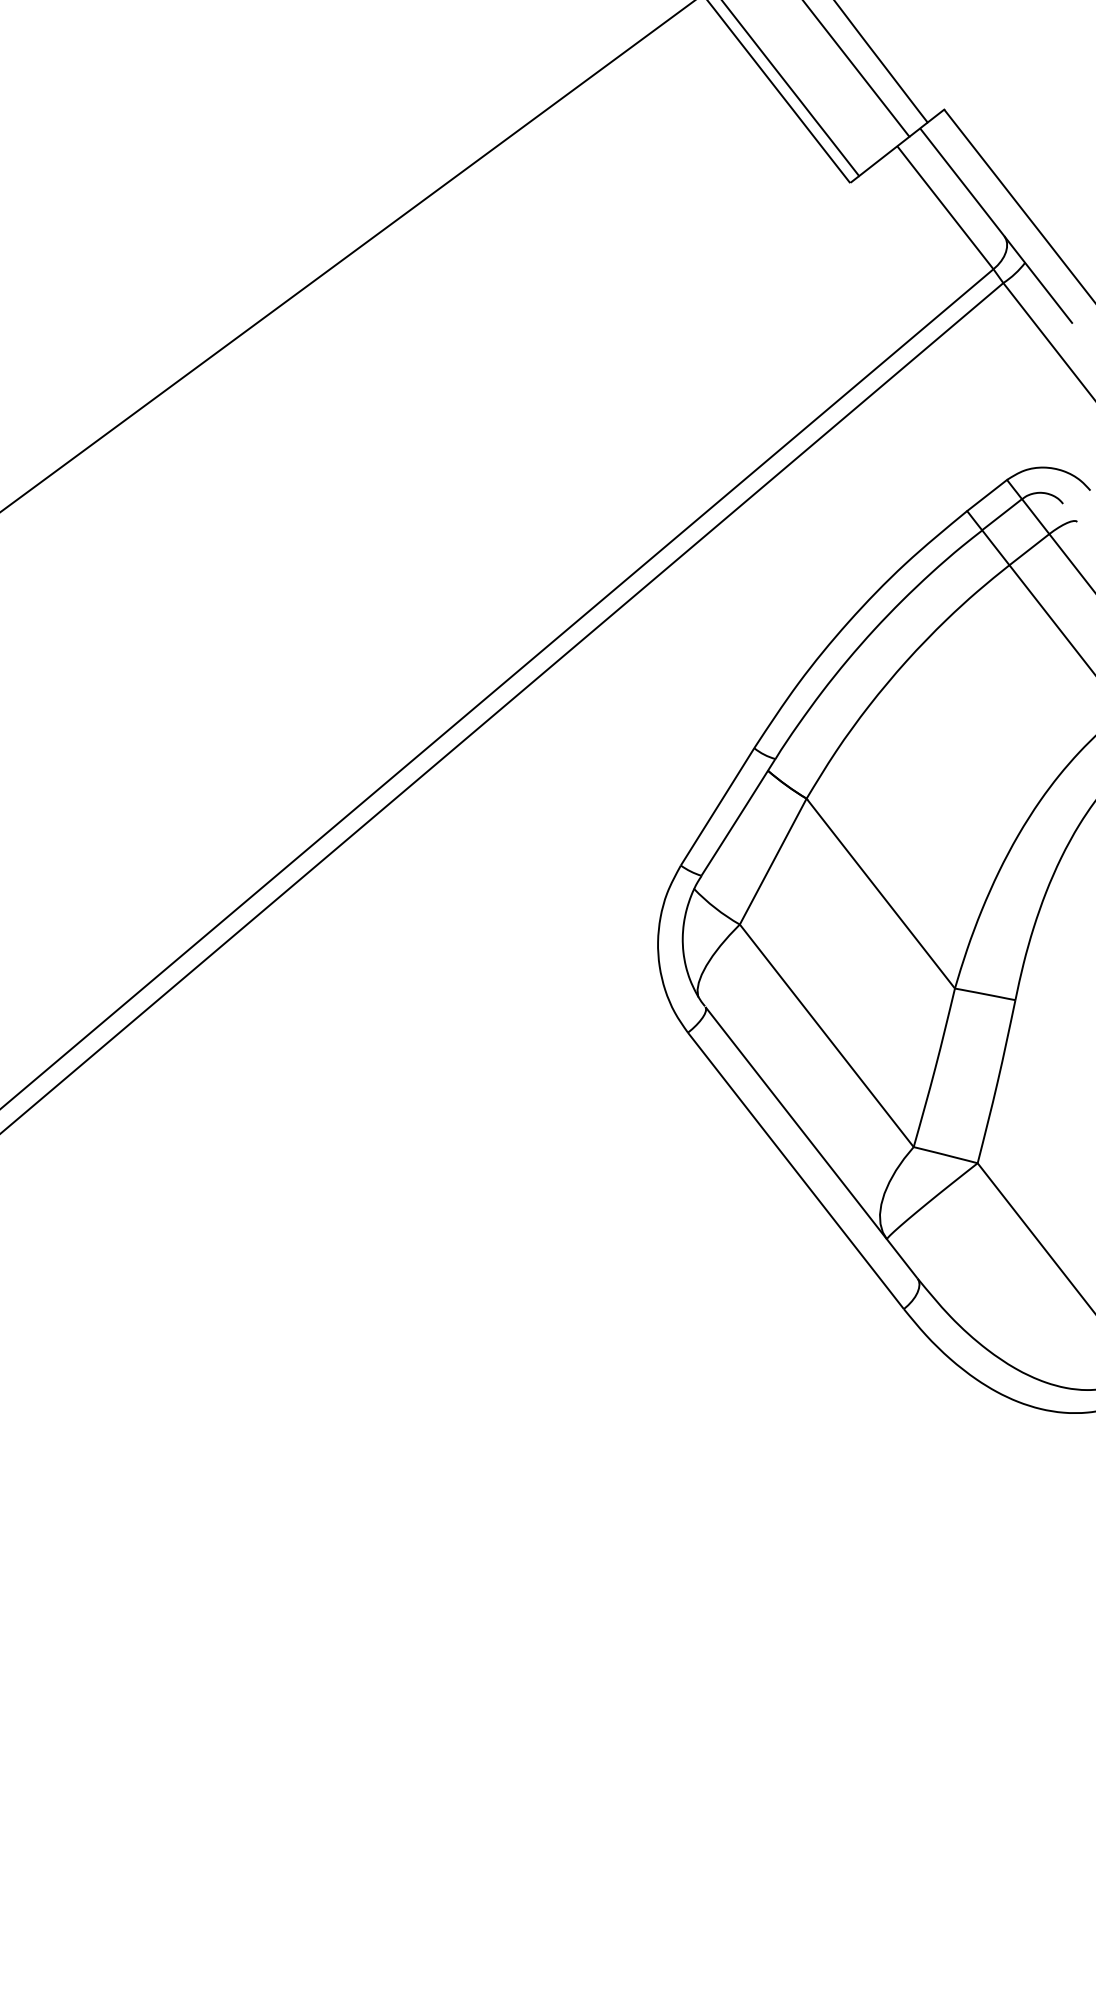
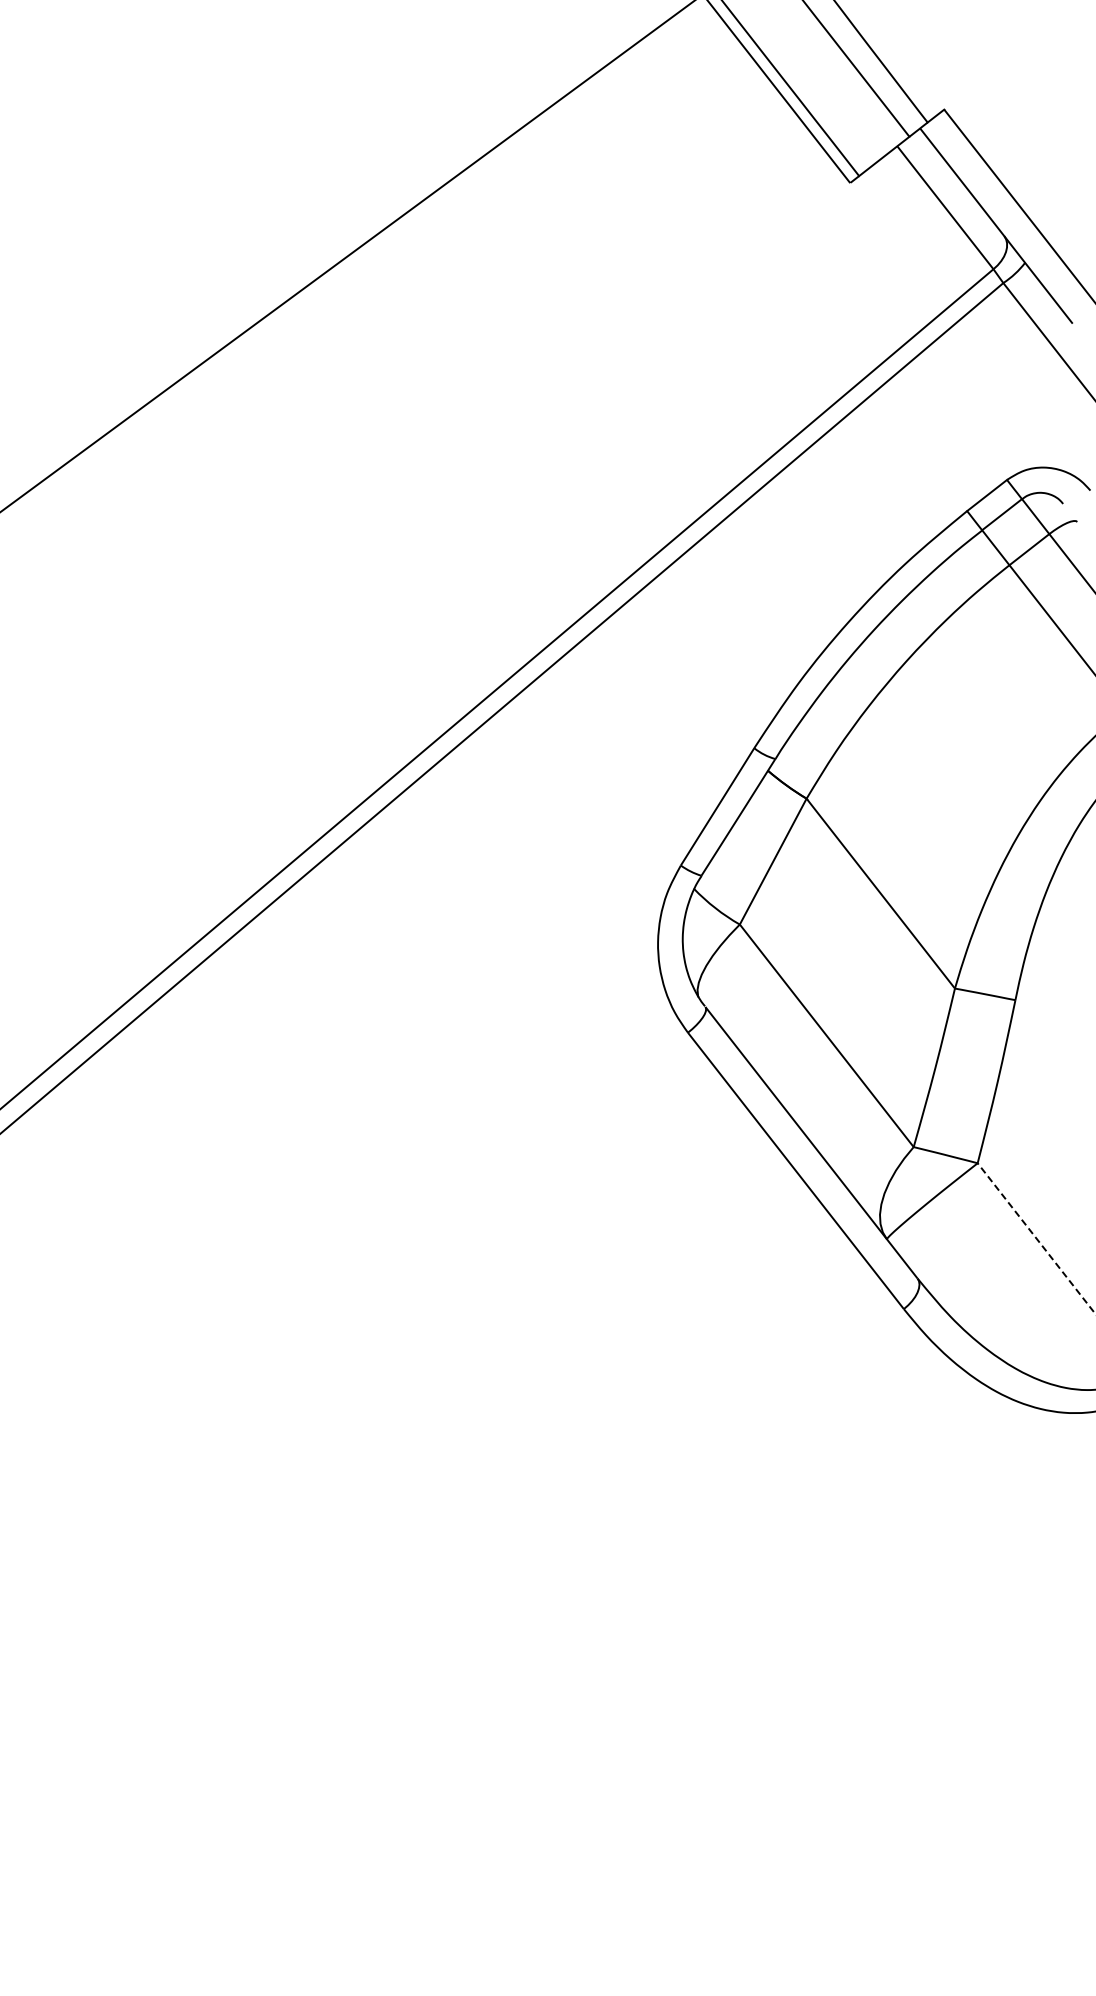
line: solid -> dashed (1036, 1238)
